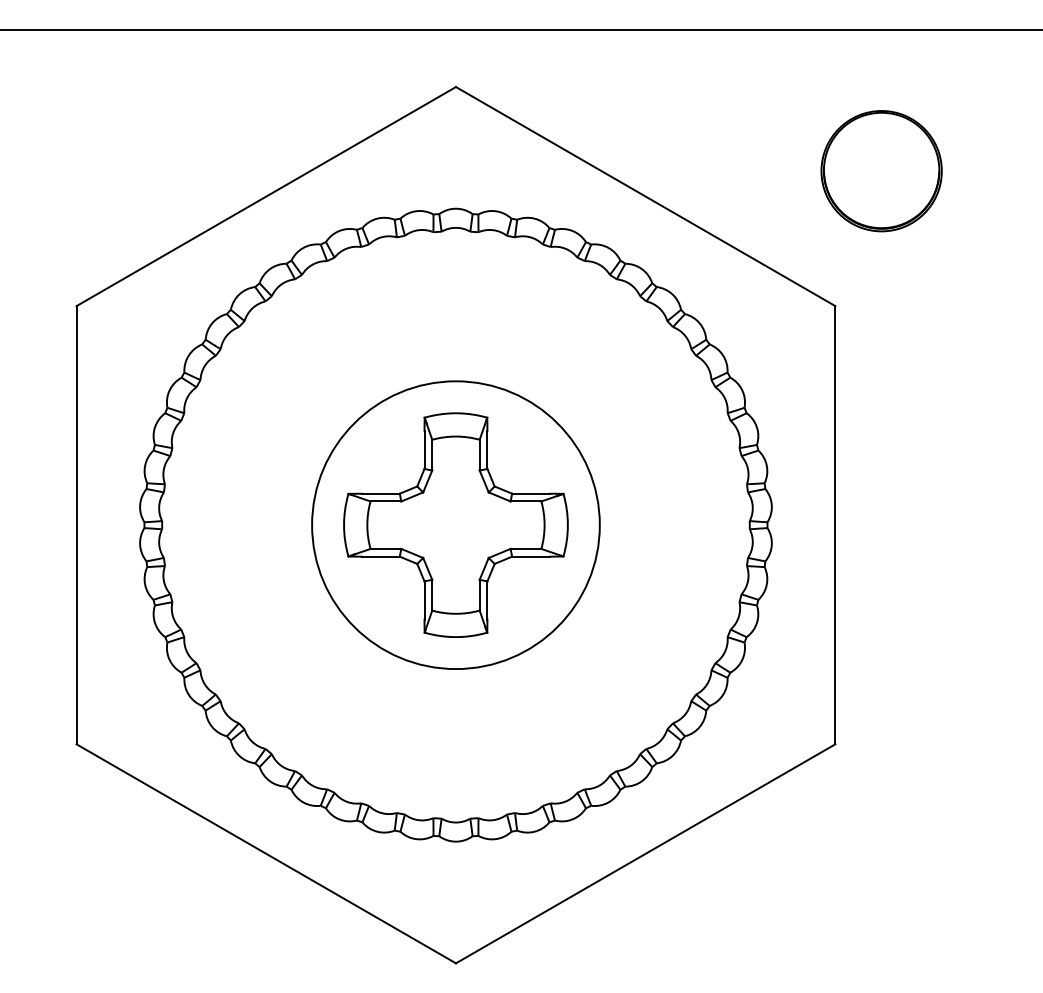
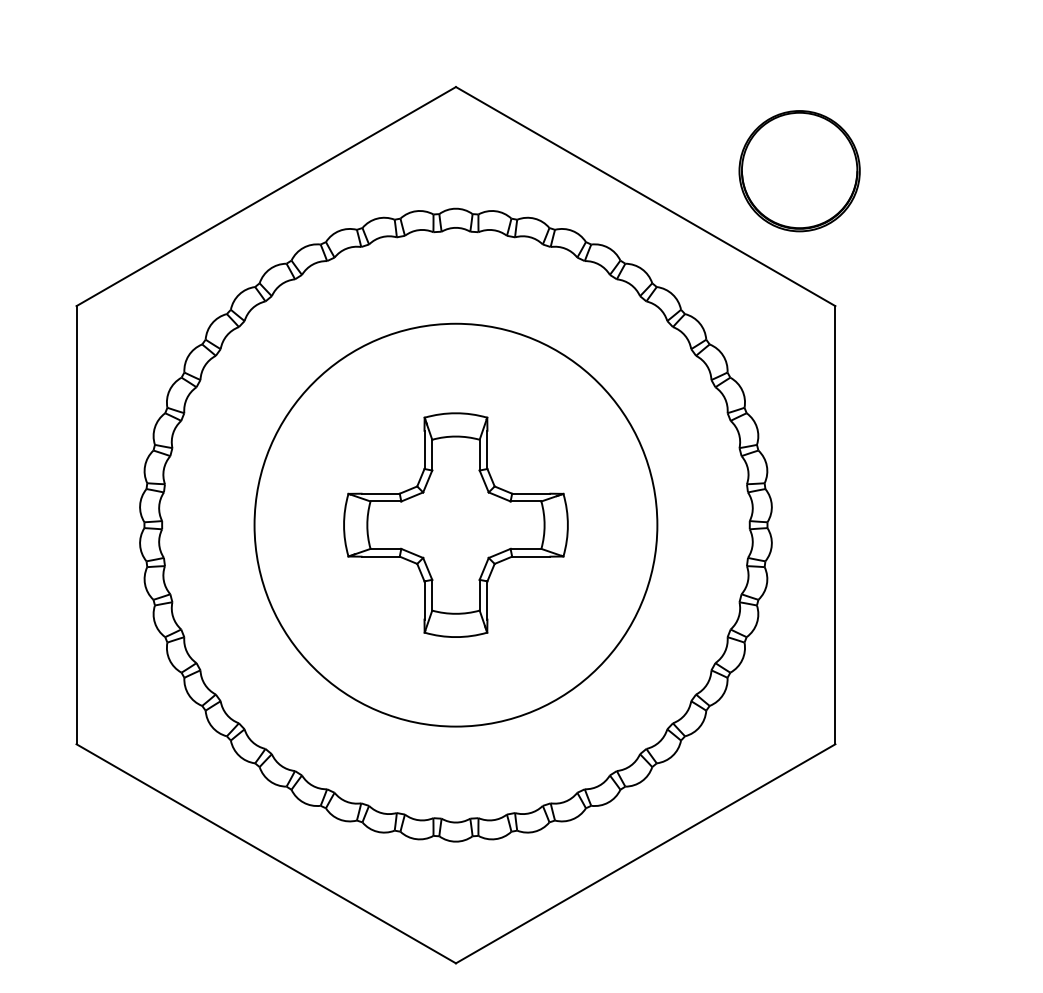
line: present -> none (520, 29)
part position: (881, 171) -> (799, 171) (799, 171)
circle diameter: 288 px -> 403 px (455, 524)
